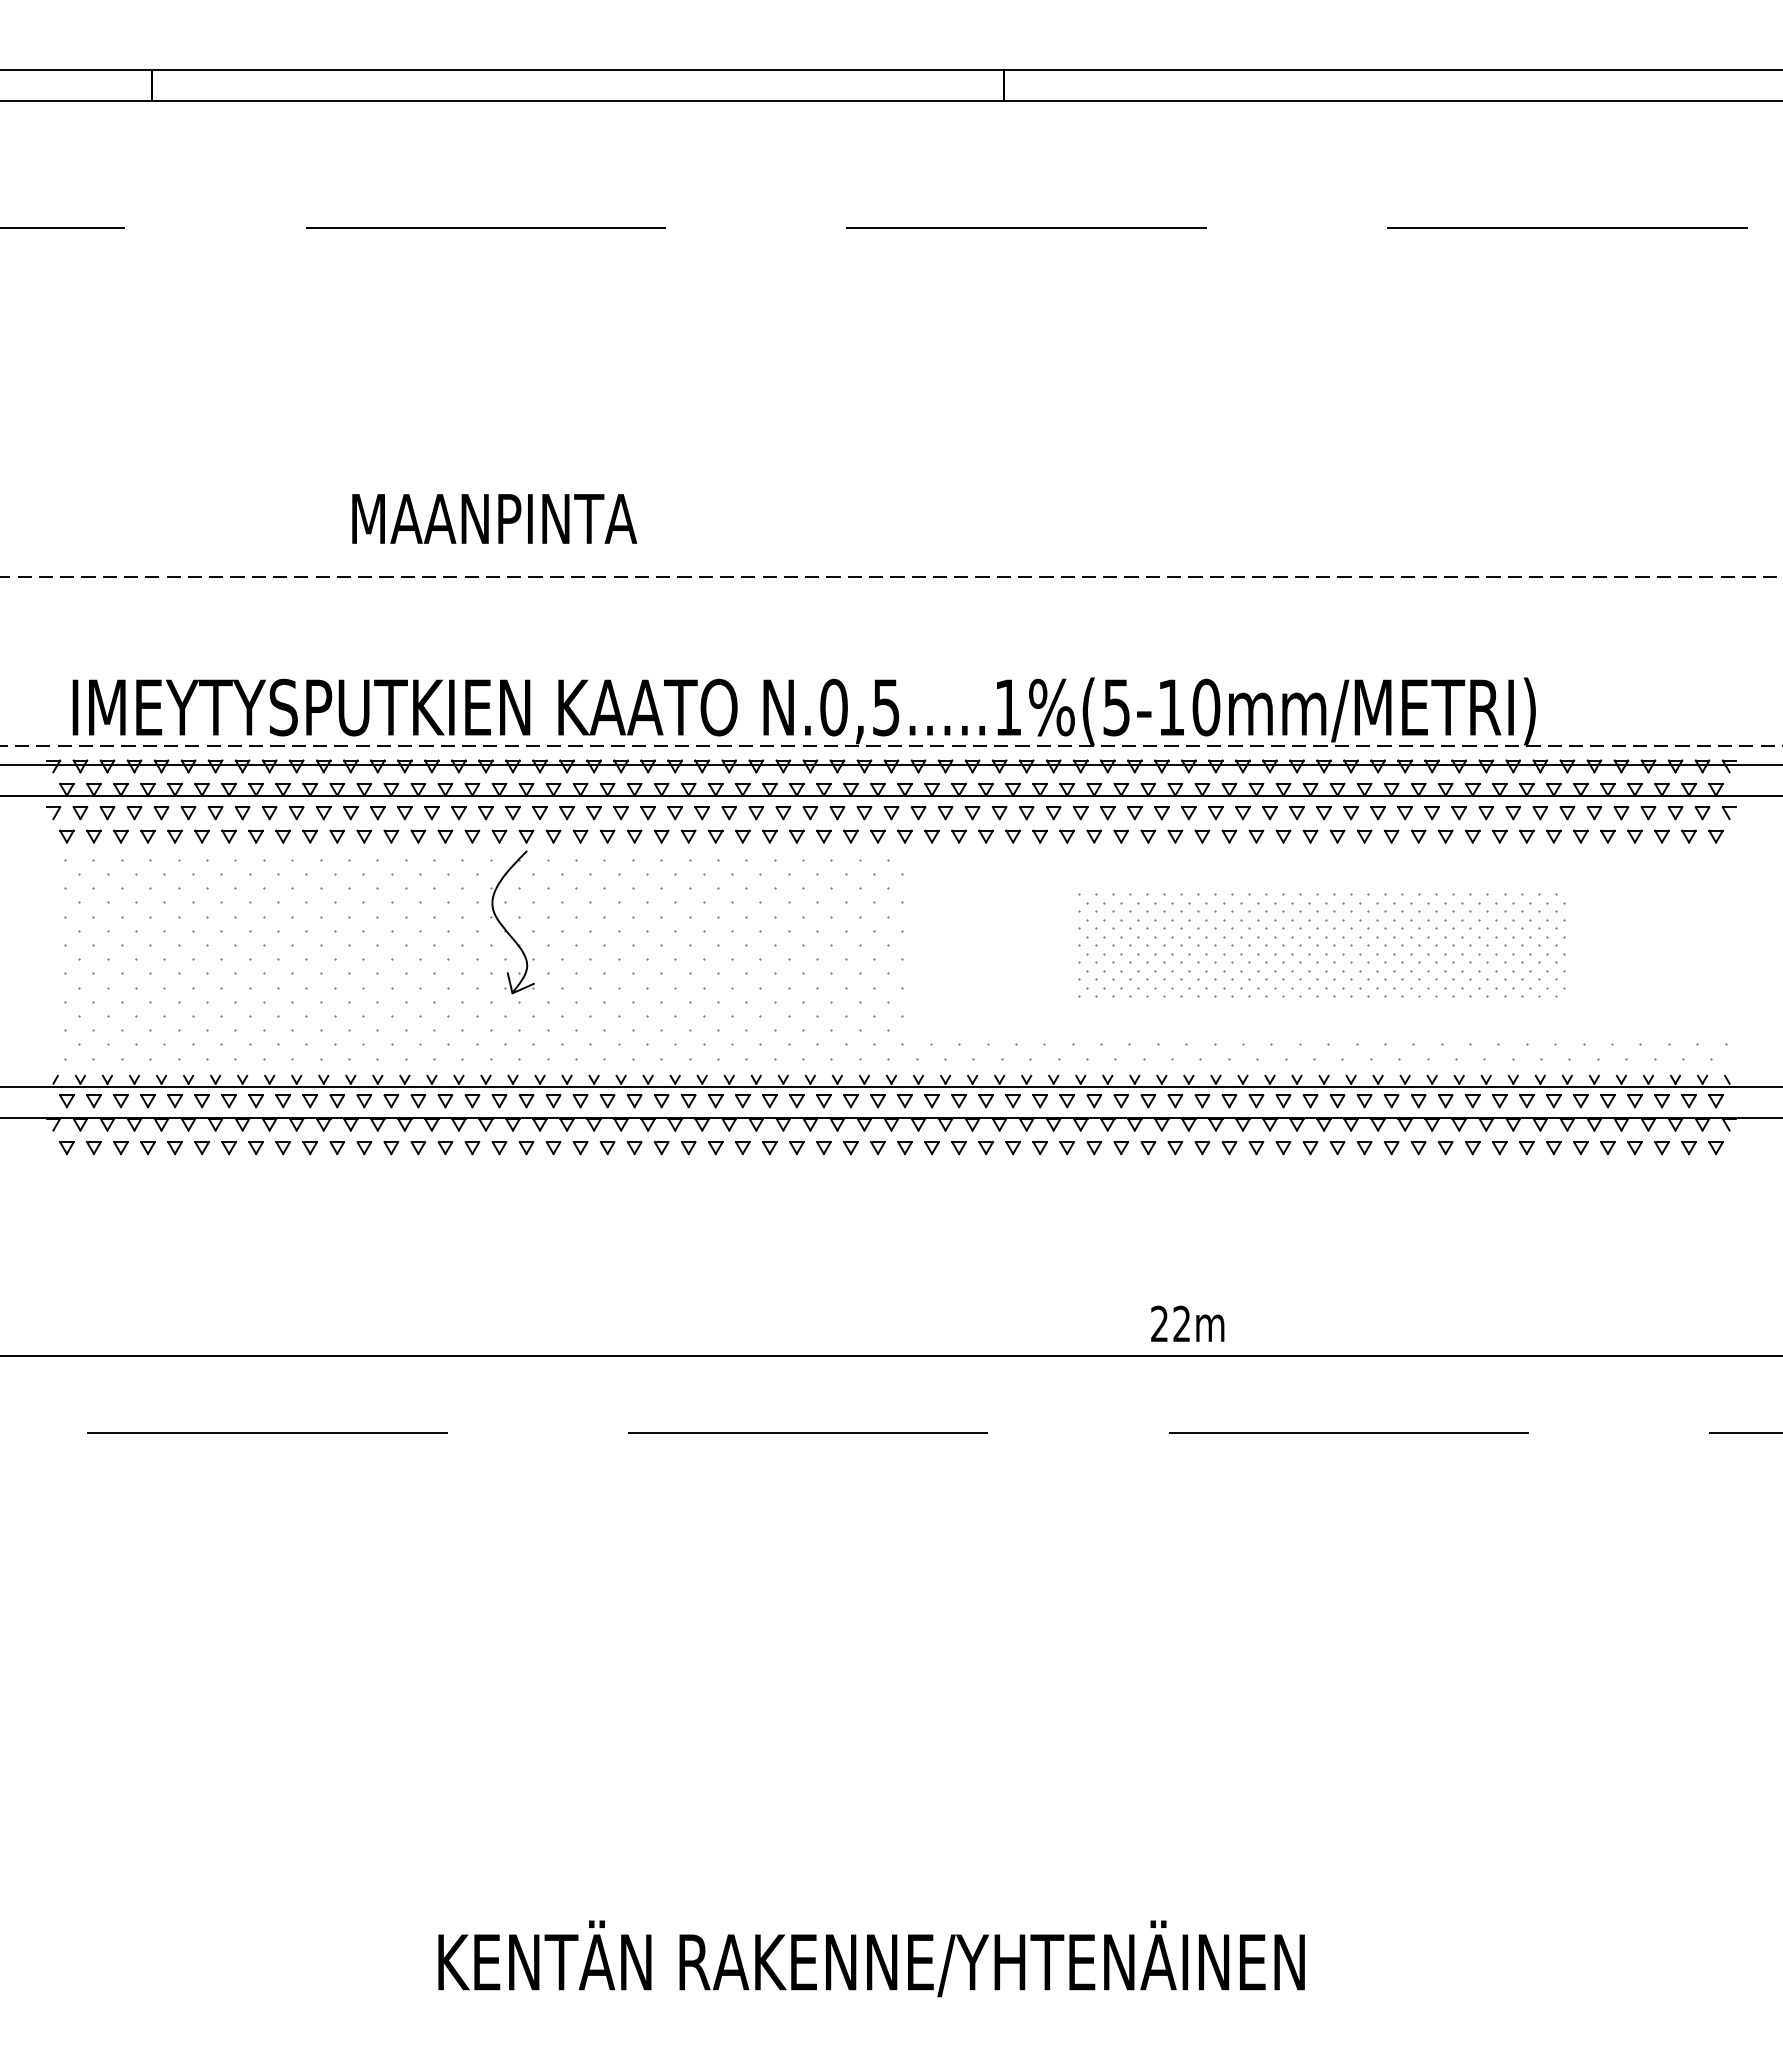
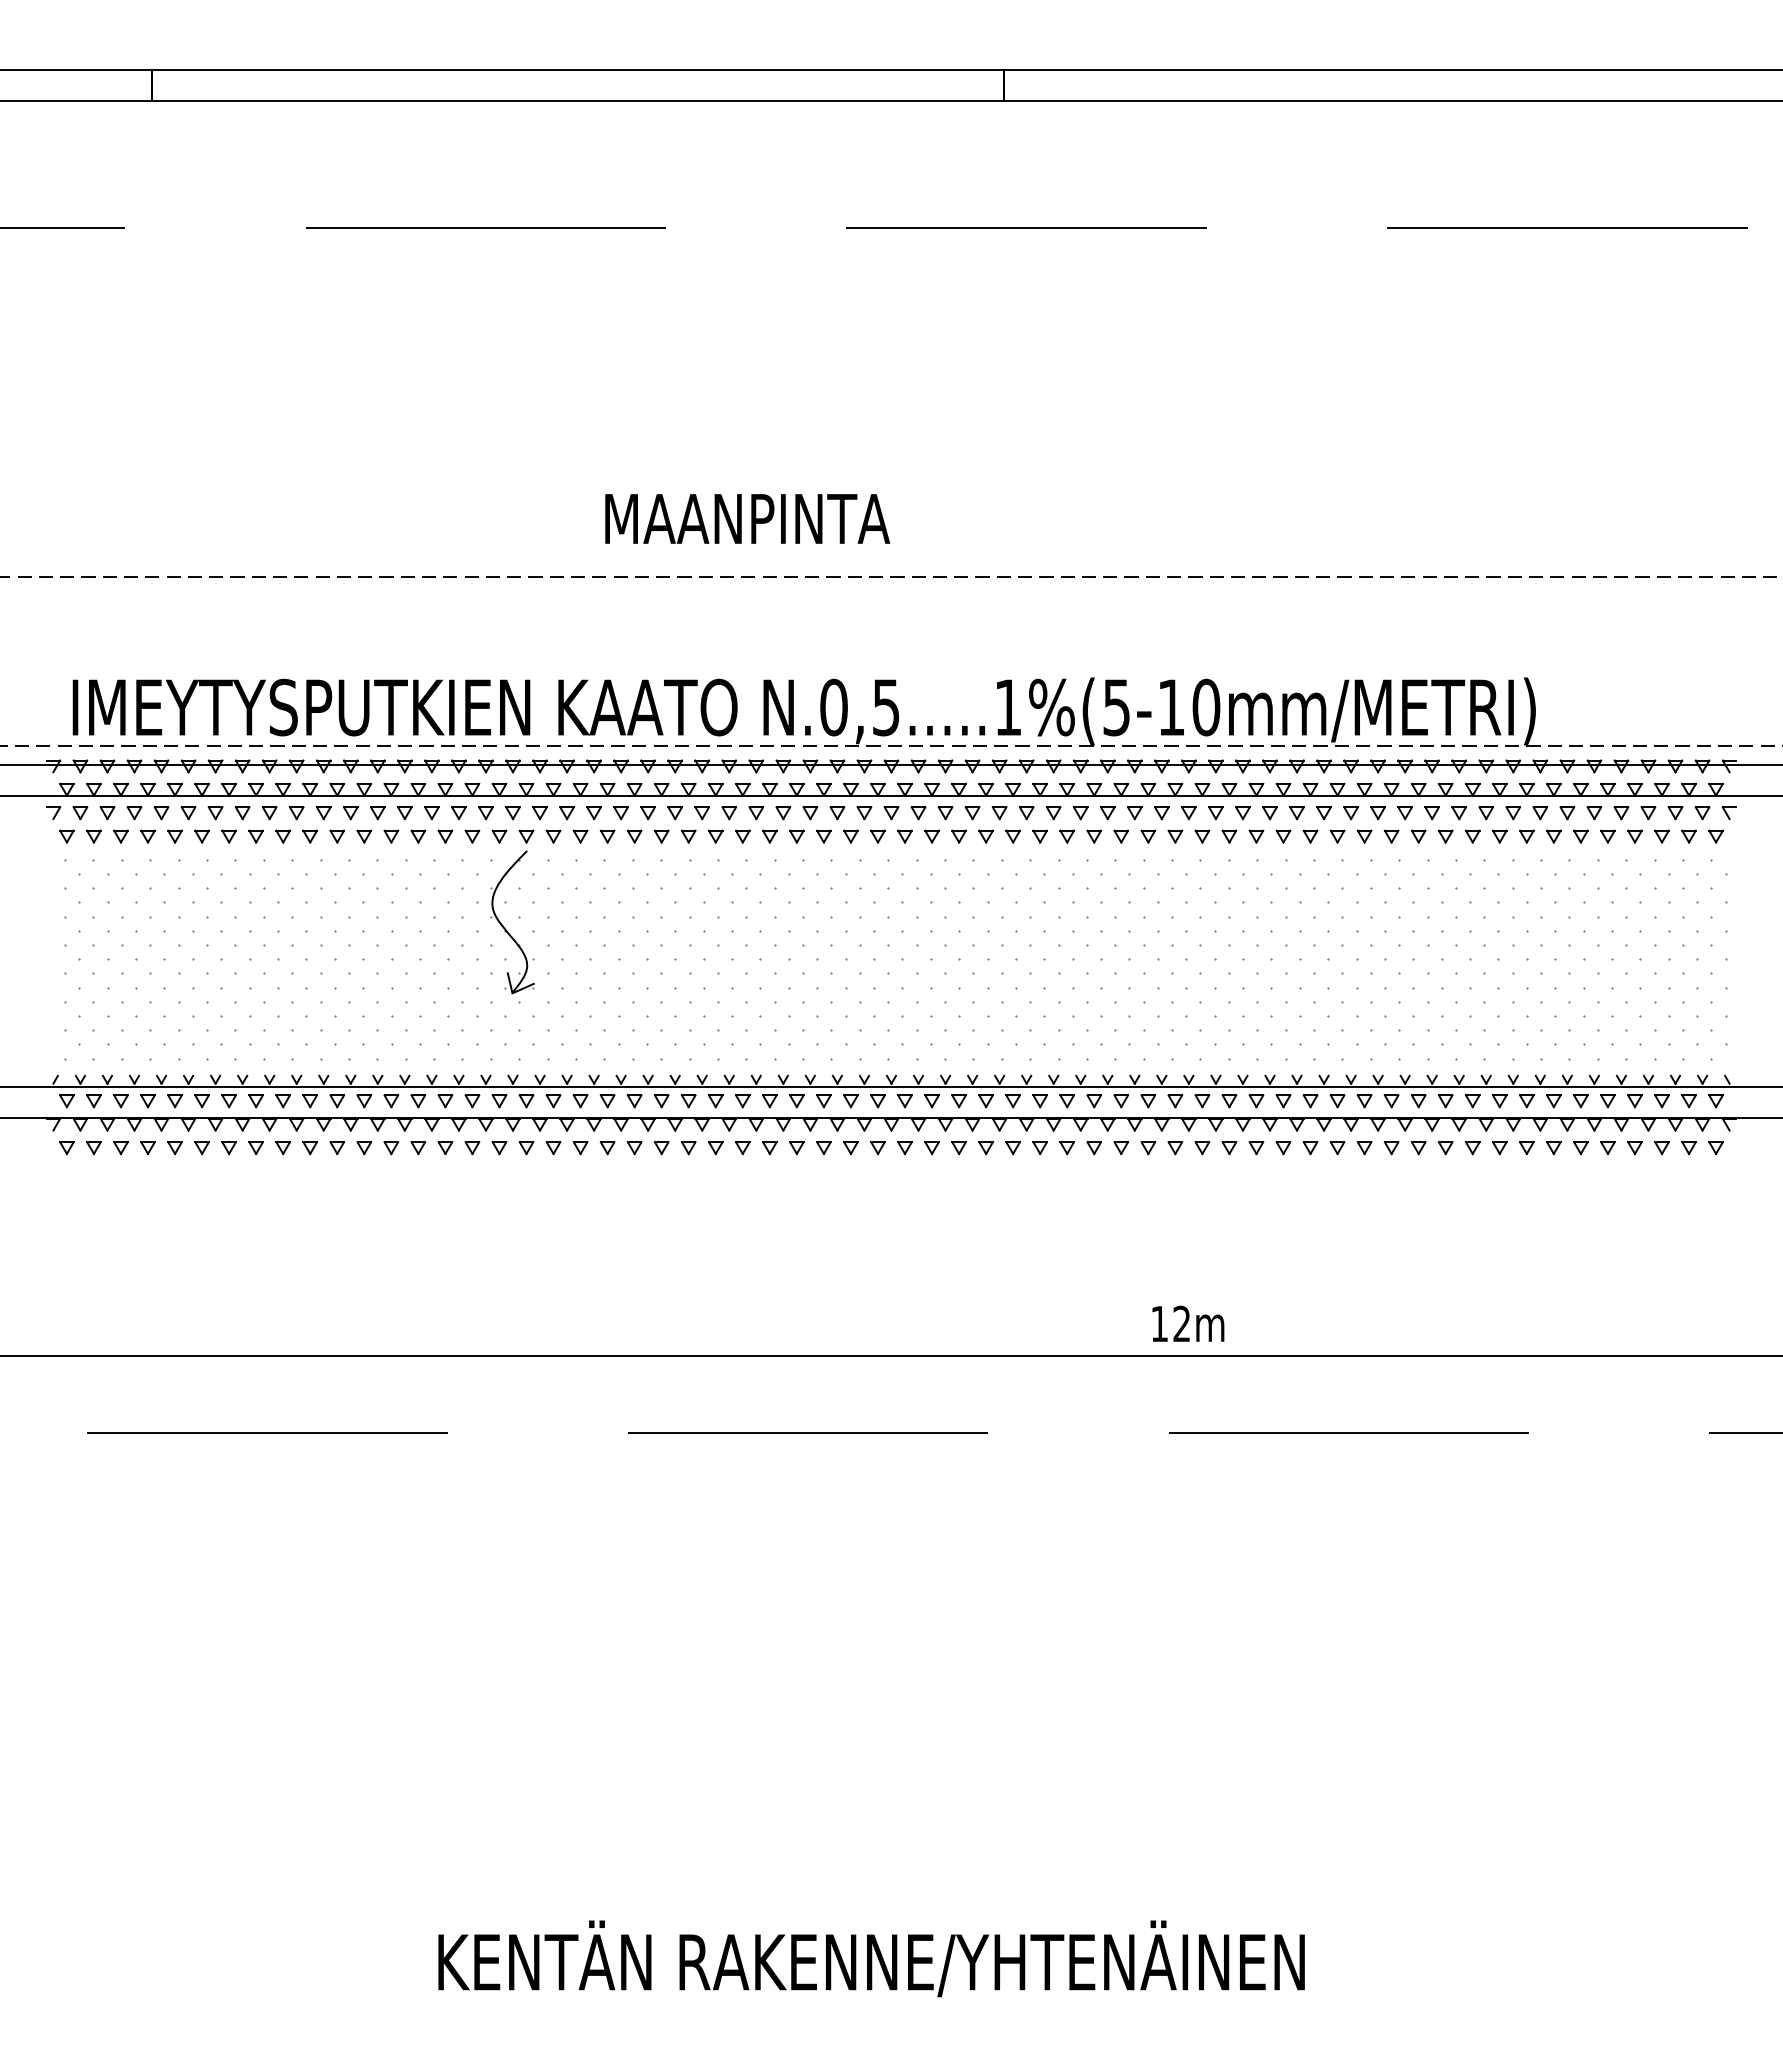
text position: (494, 518) -> (747, 518) (747, 518)
part size: 488x105 px -> 812x173 px (1321, 945)
text: 22m -> 12m (1159, 1323)
